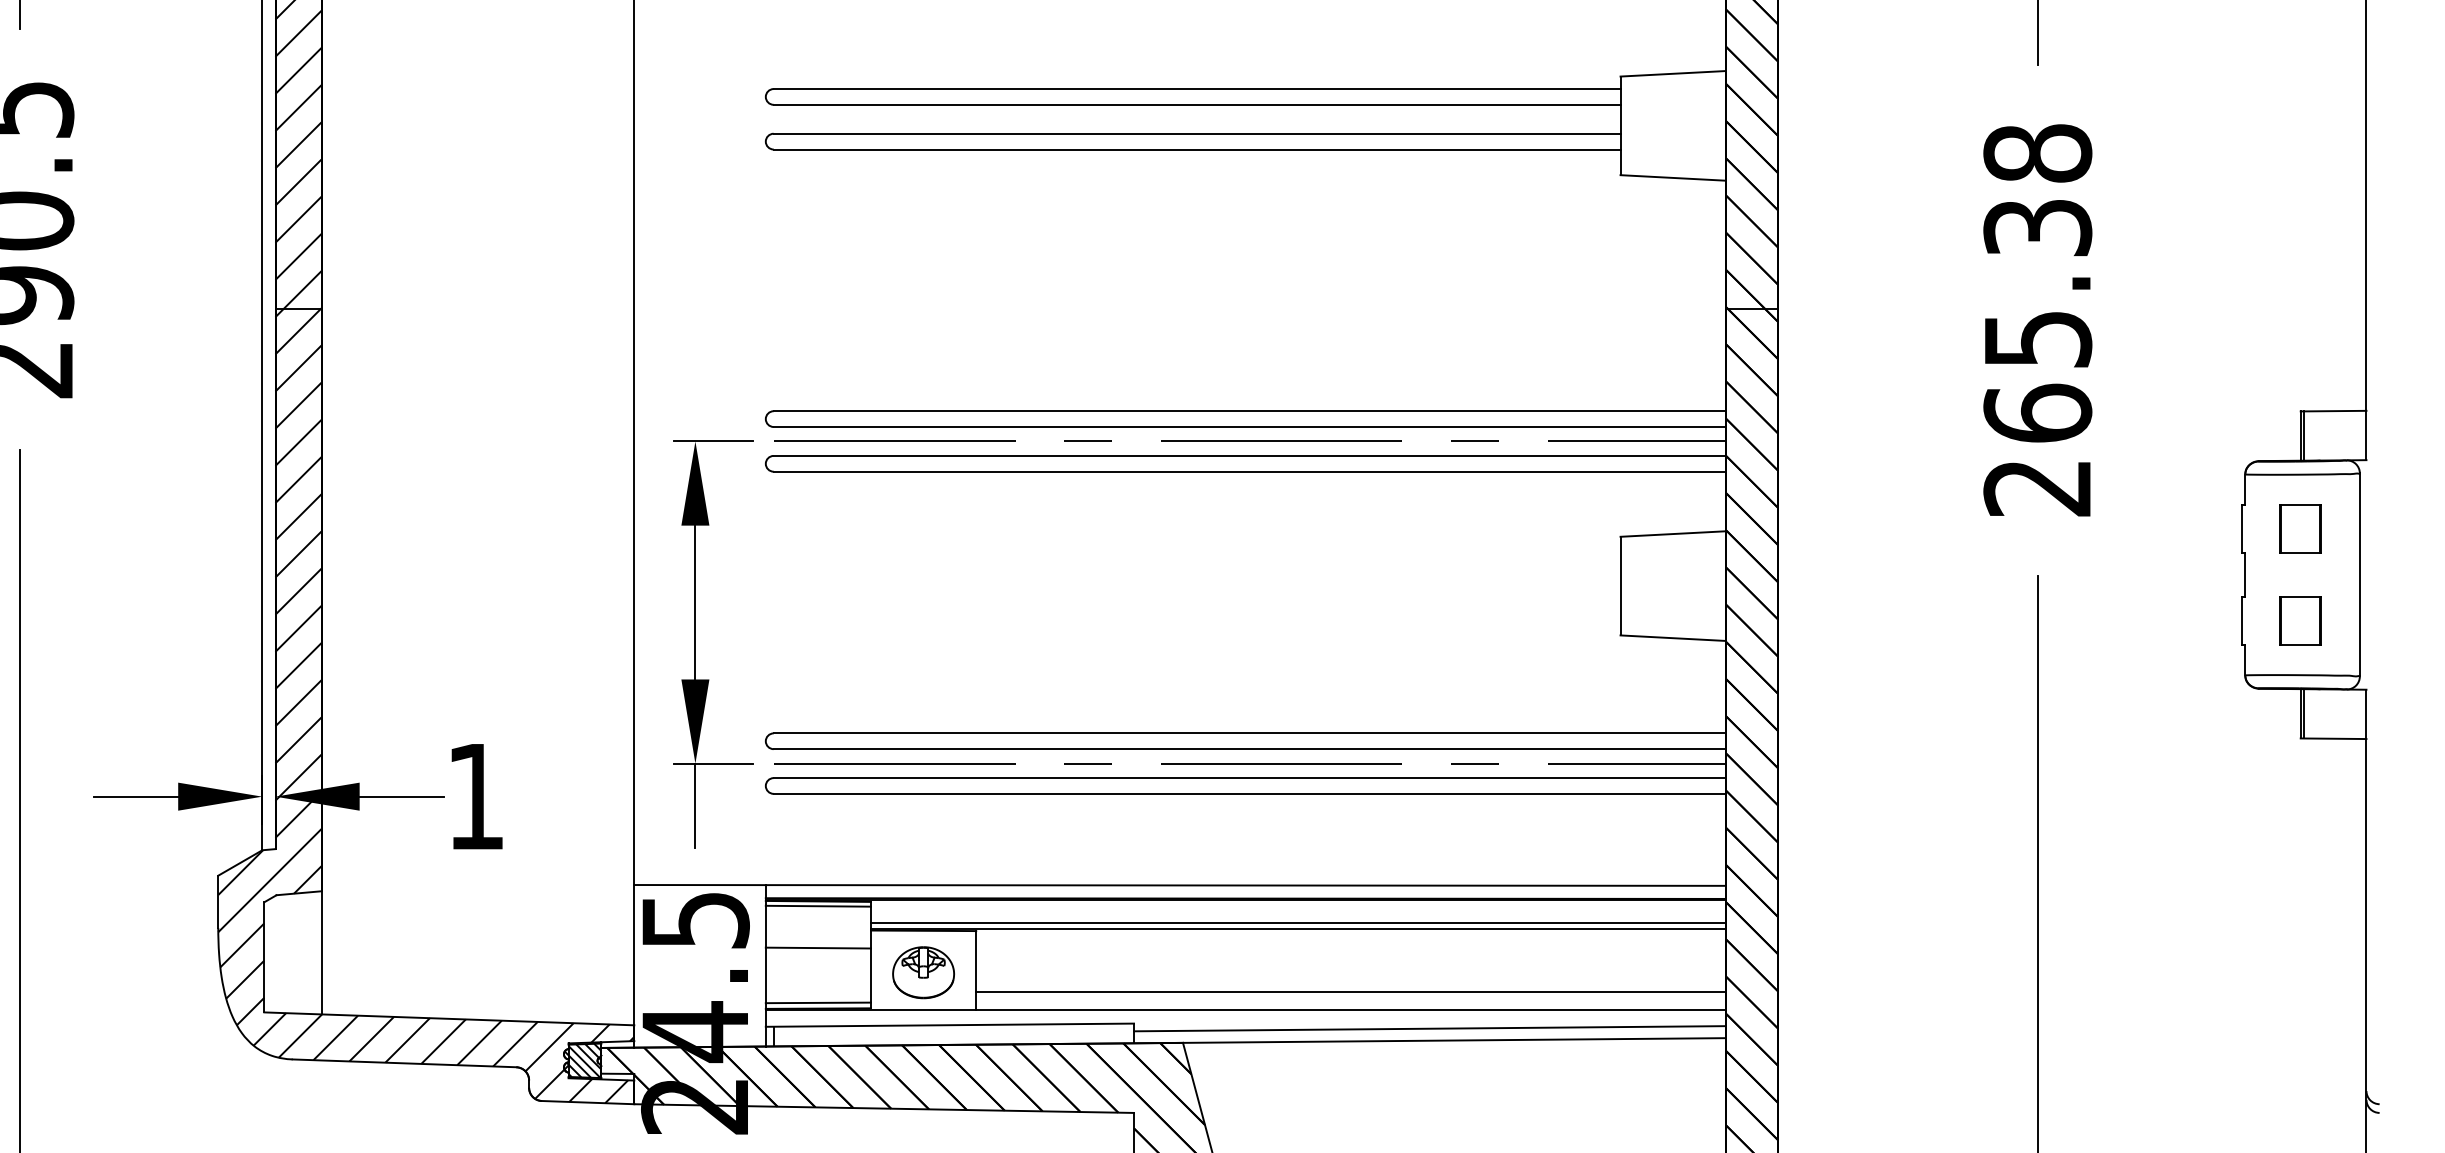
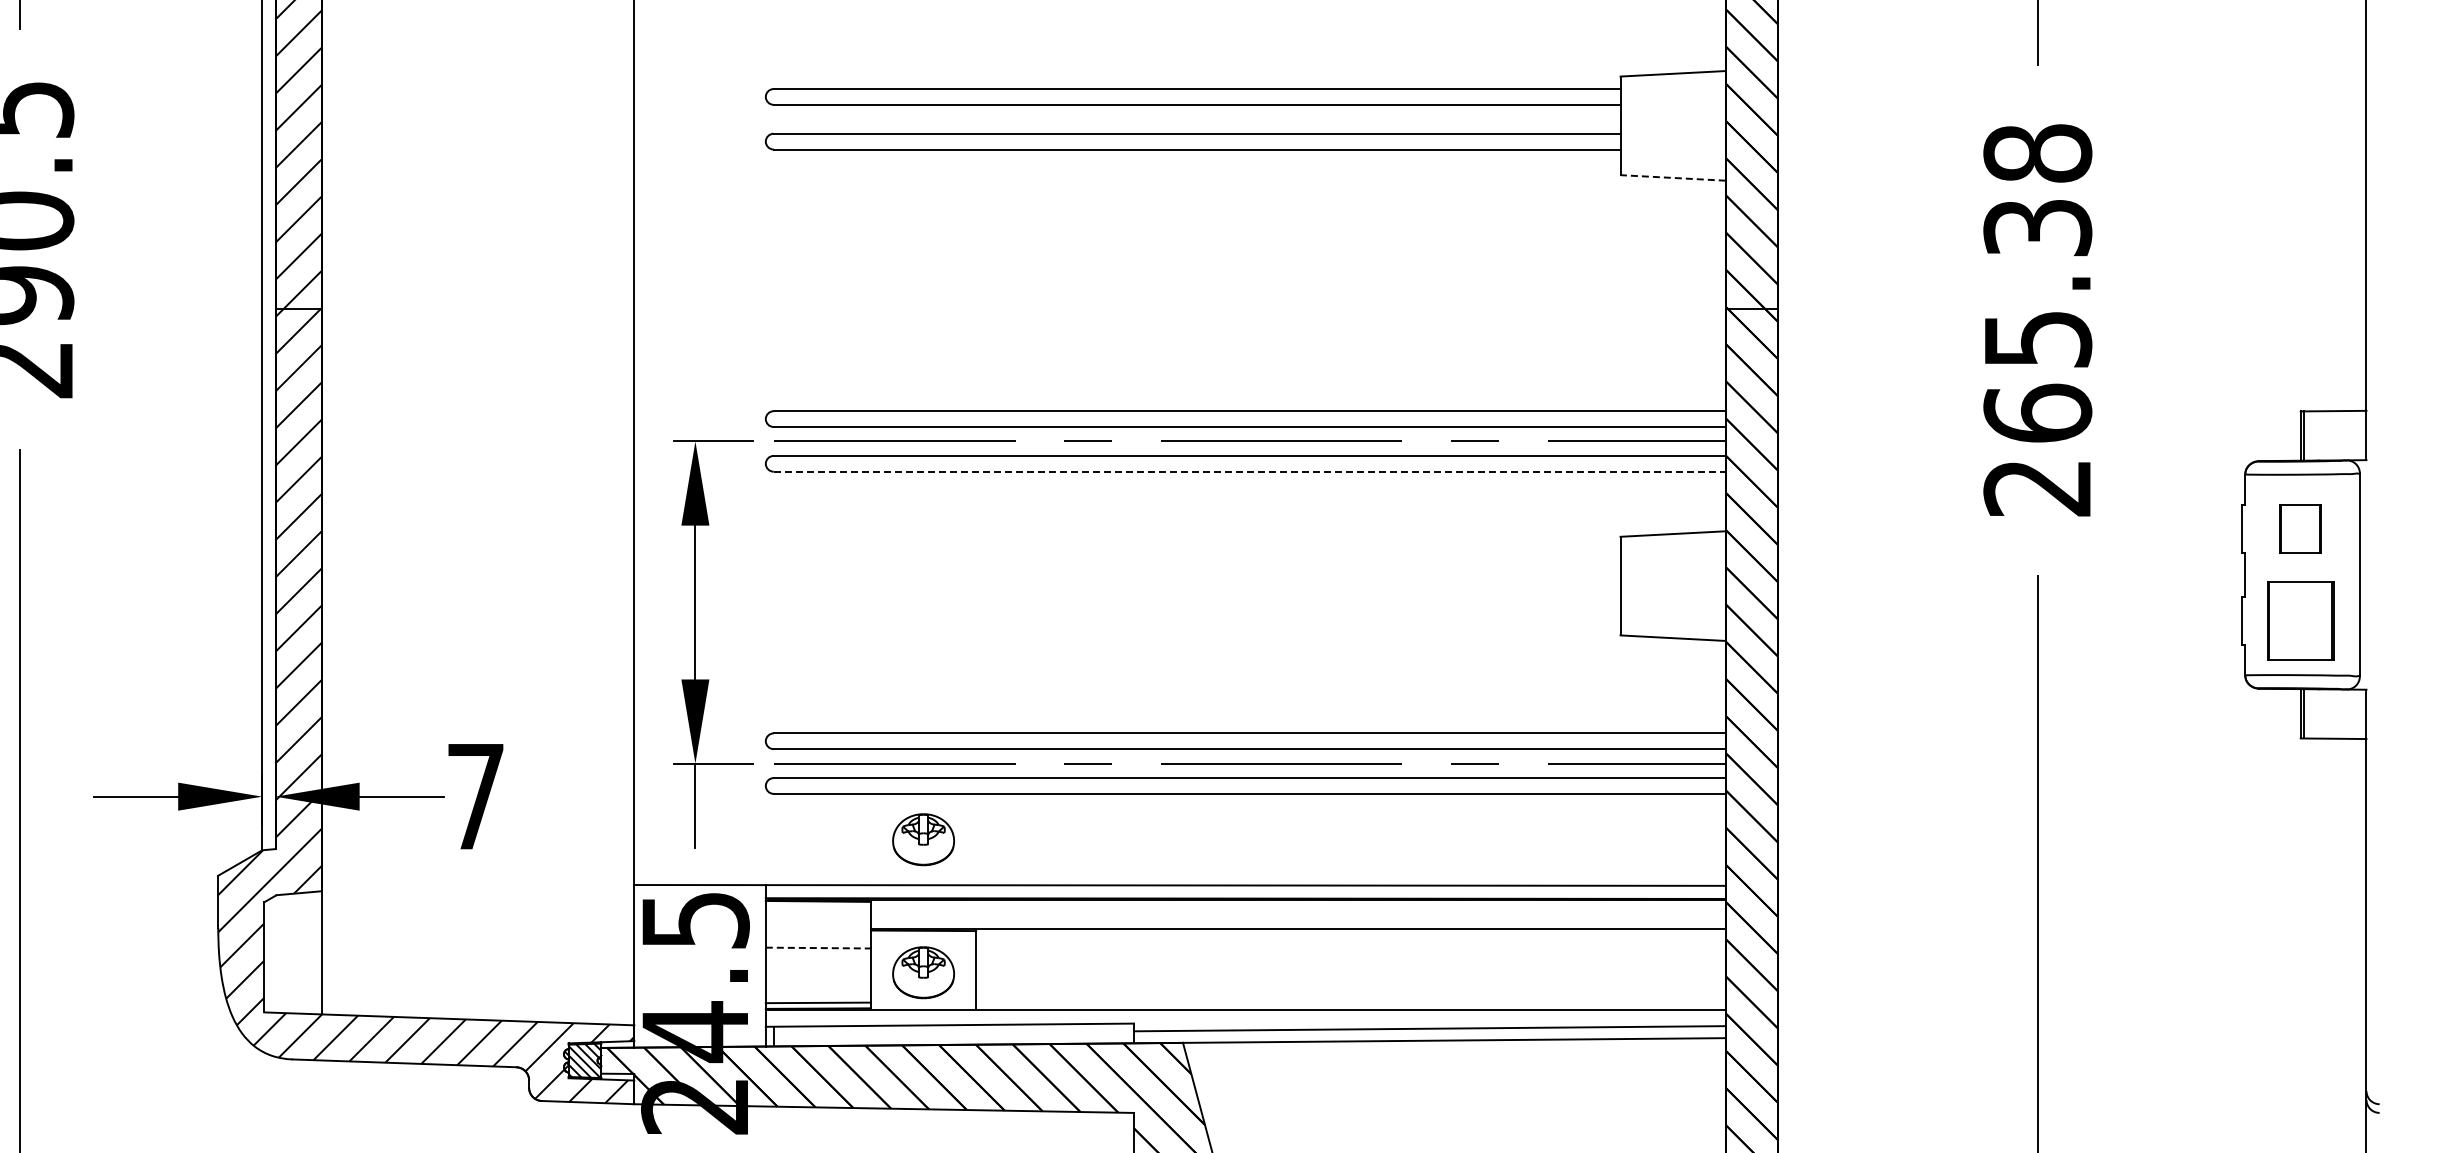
line: solid -> dashed (1673, 177)
line: solid -> dashed (1250, 471)
part size: 43x50 px -> 68x80 px (2300, 620)
text: 1 -> 7 (475, 796)
part: none -> present (923, 839)
line: present -> none (818, 905)
line: present -> none (1298, 922)
line: solid -> dashed (818, 948)
line: present -> none (1350, 991)
